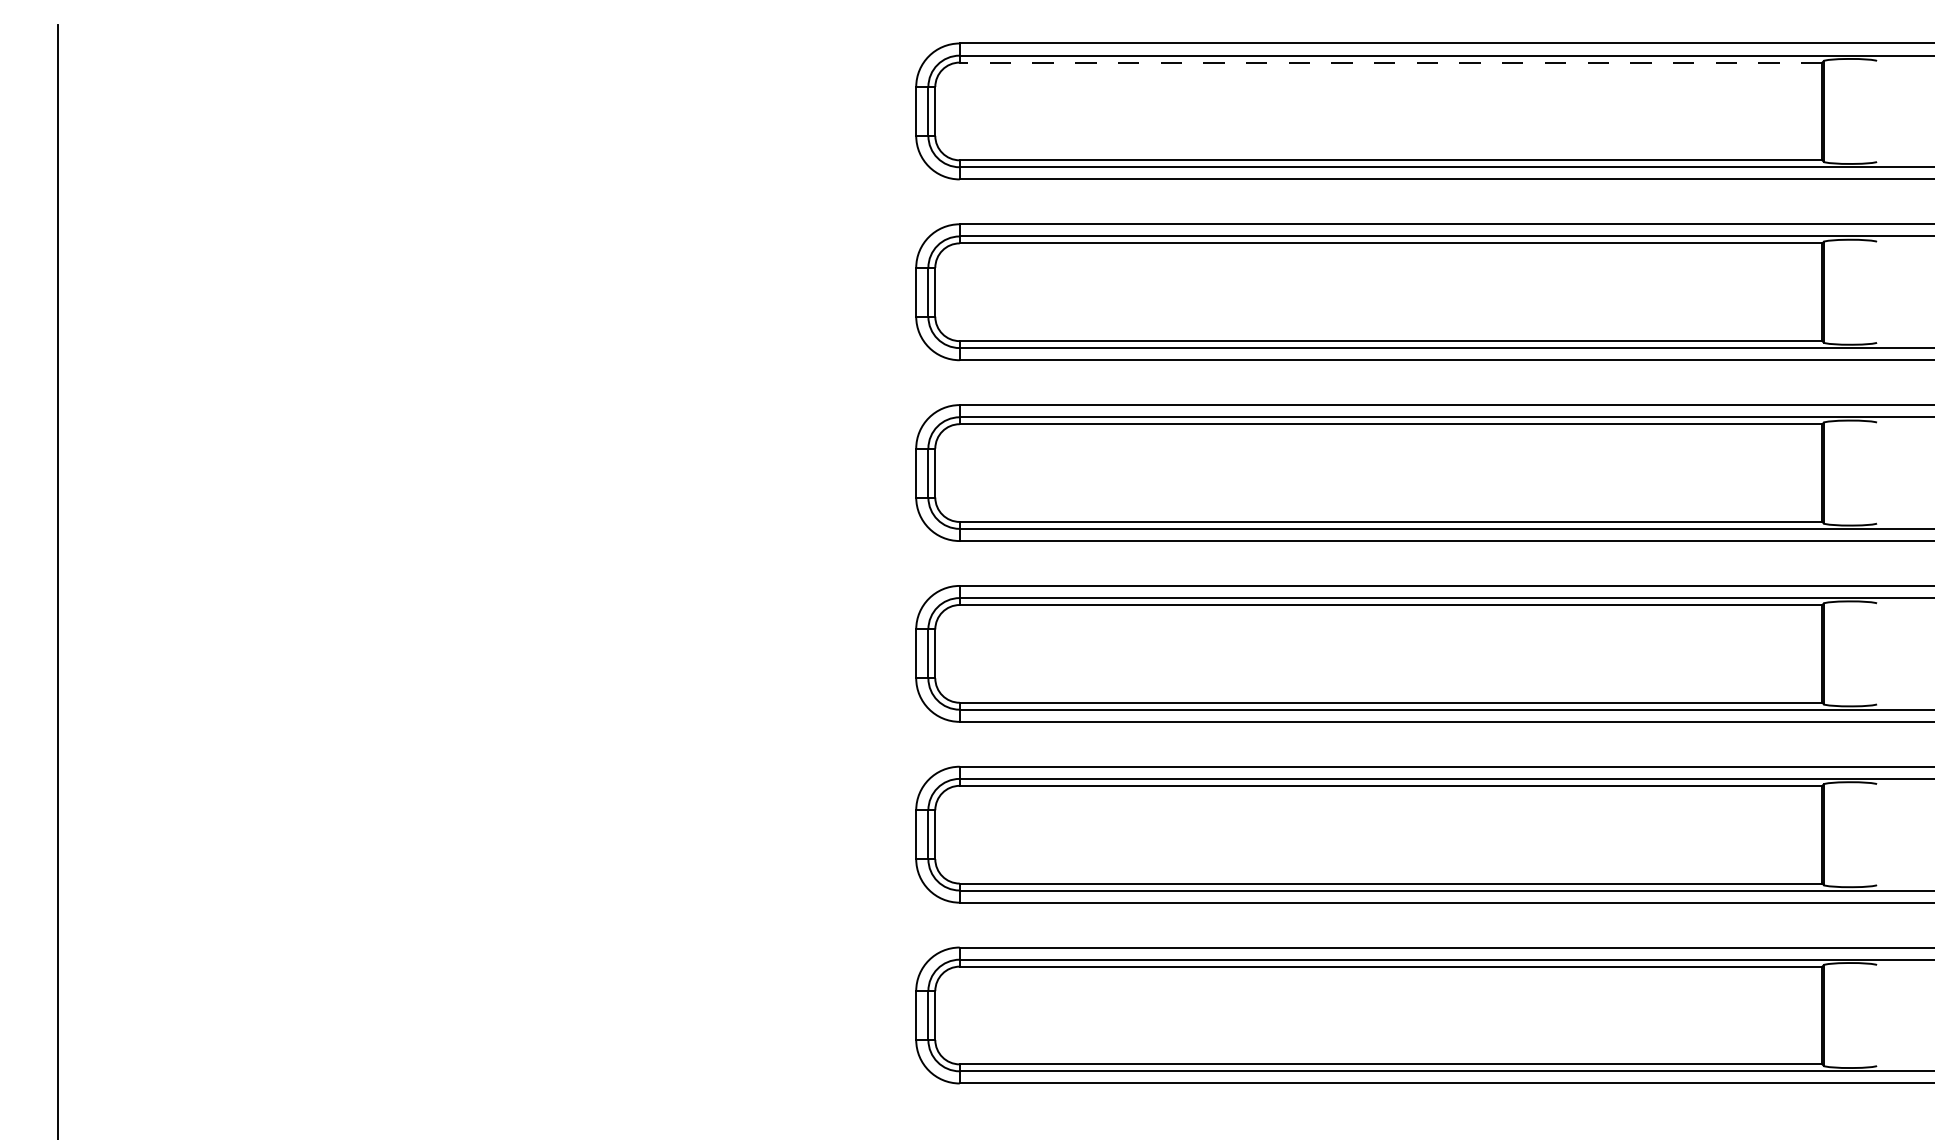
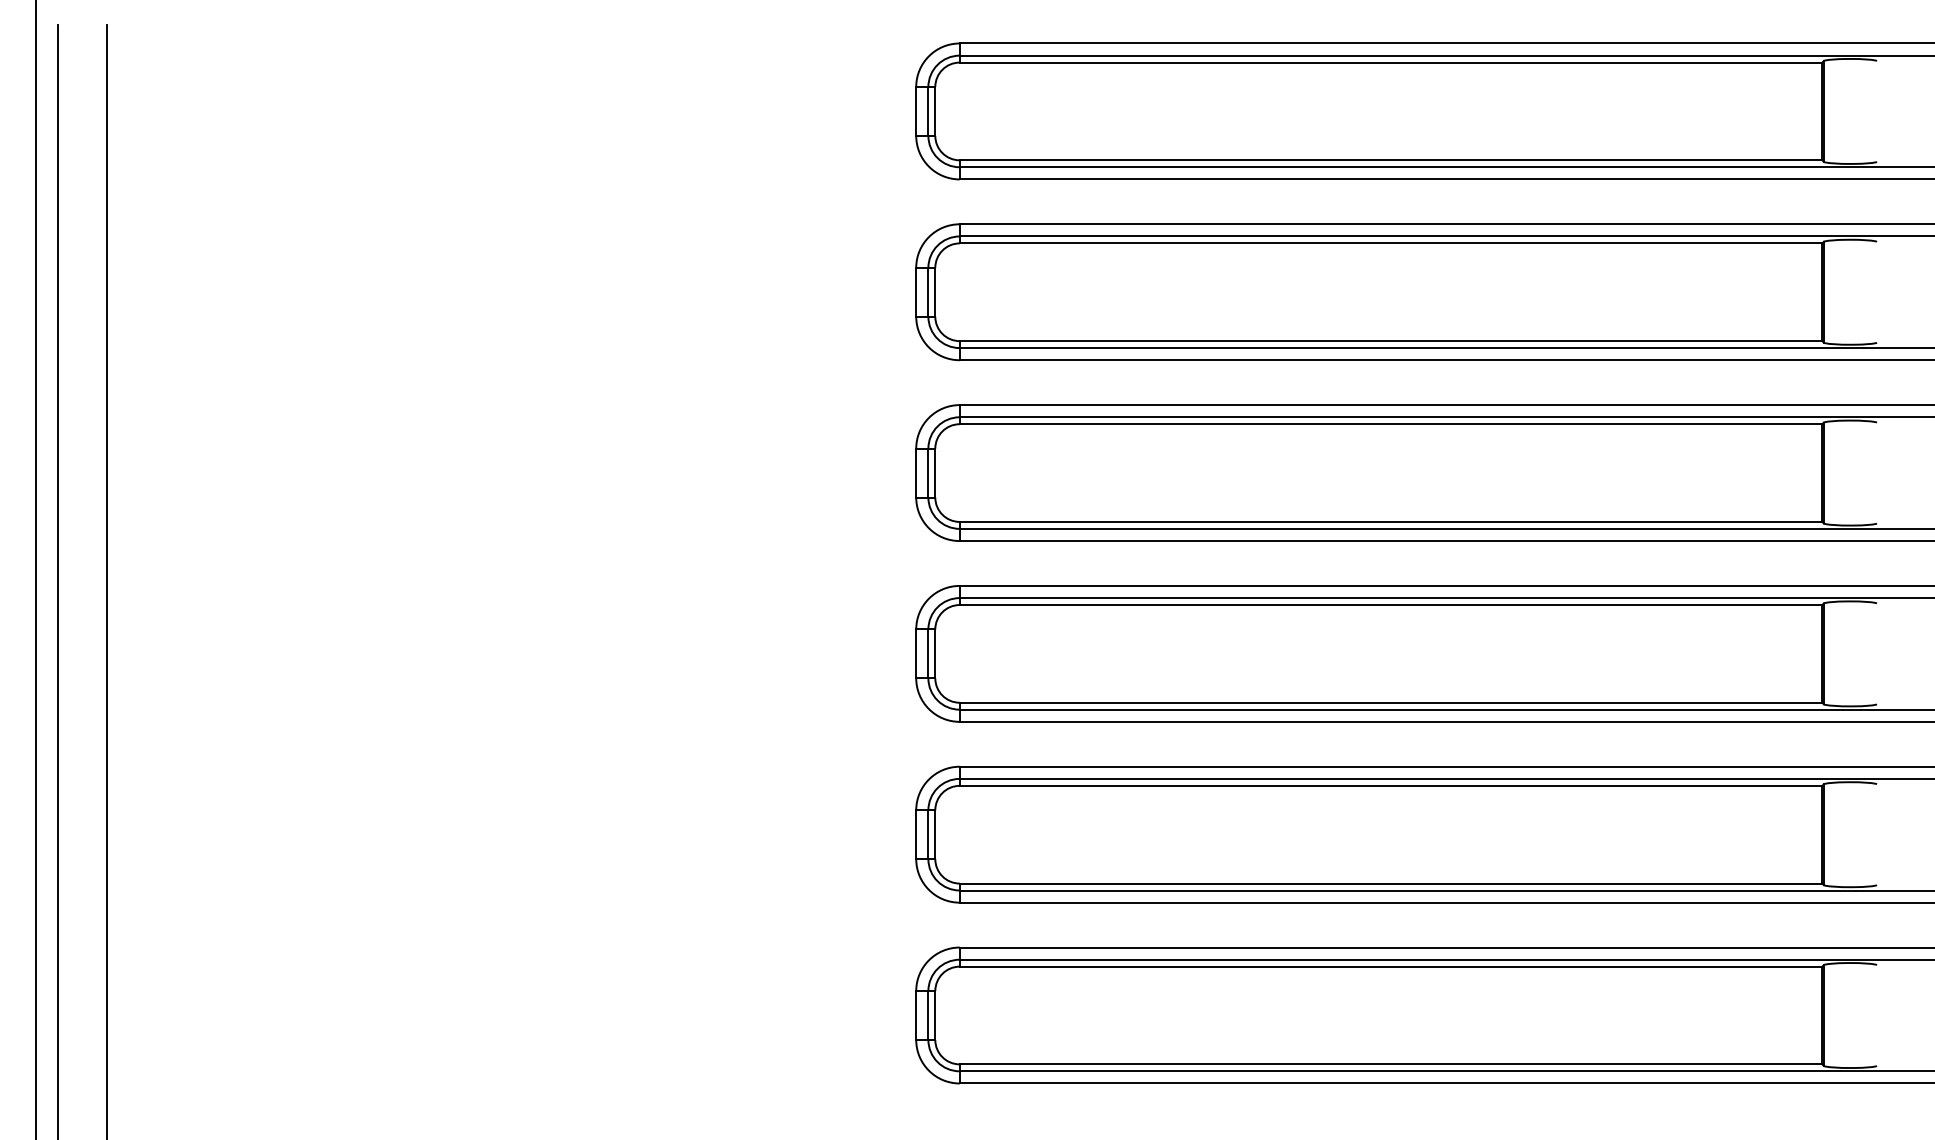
line: dashed -> solid (1390, 62)
line: none -> present (36, 569)
line: none -> present (106, 580)
